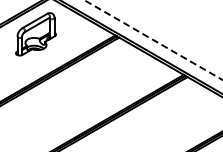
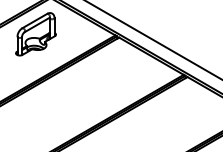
line: dashed -> solid (153, 40)
